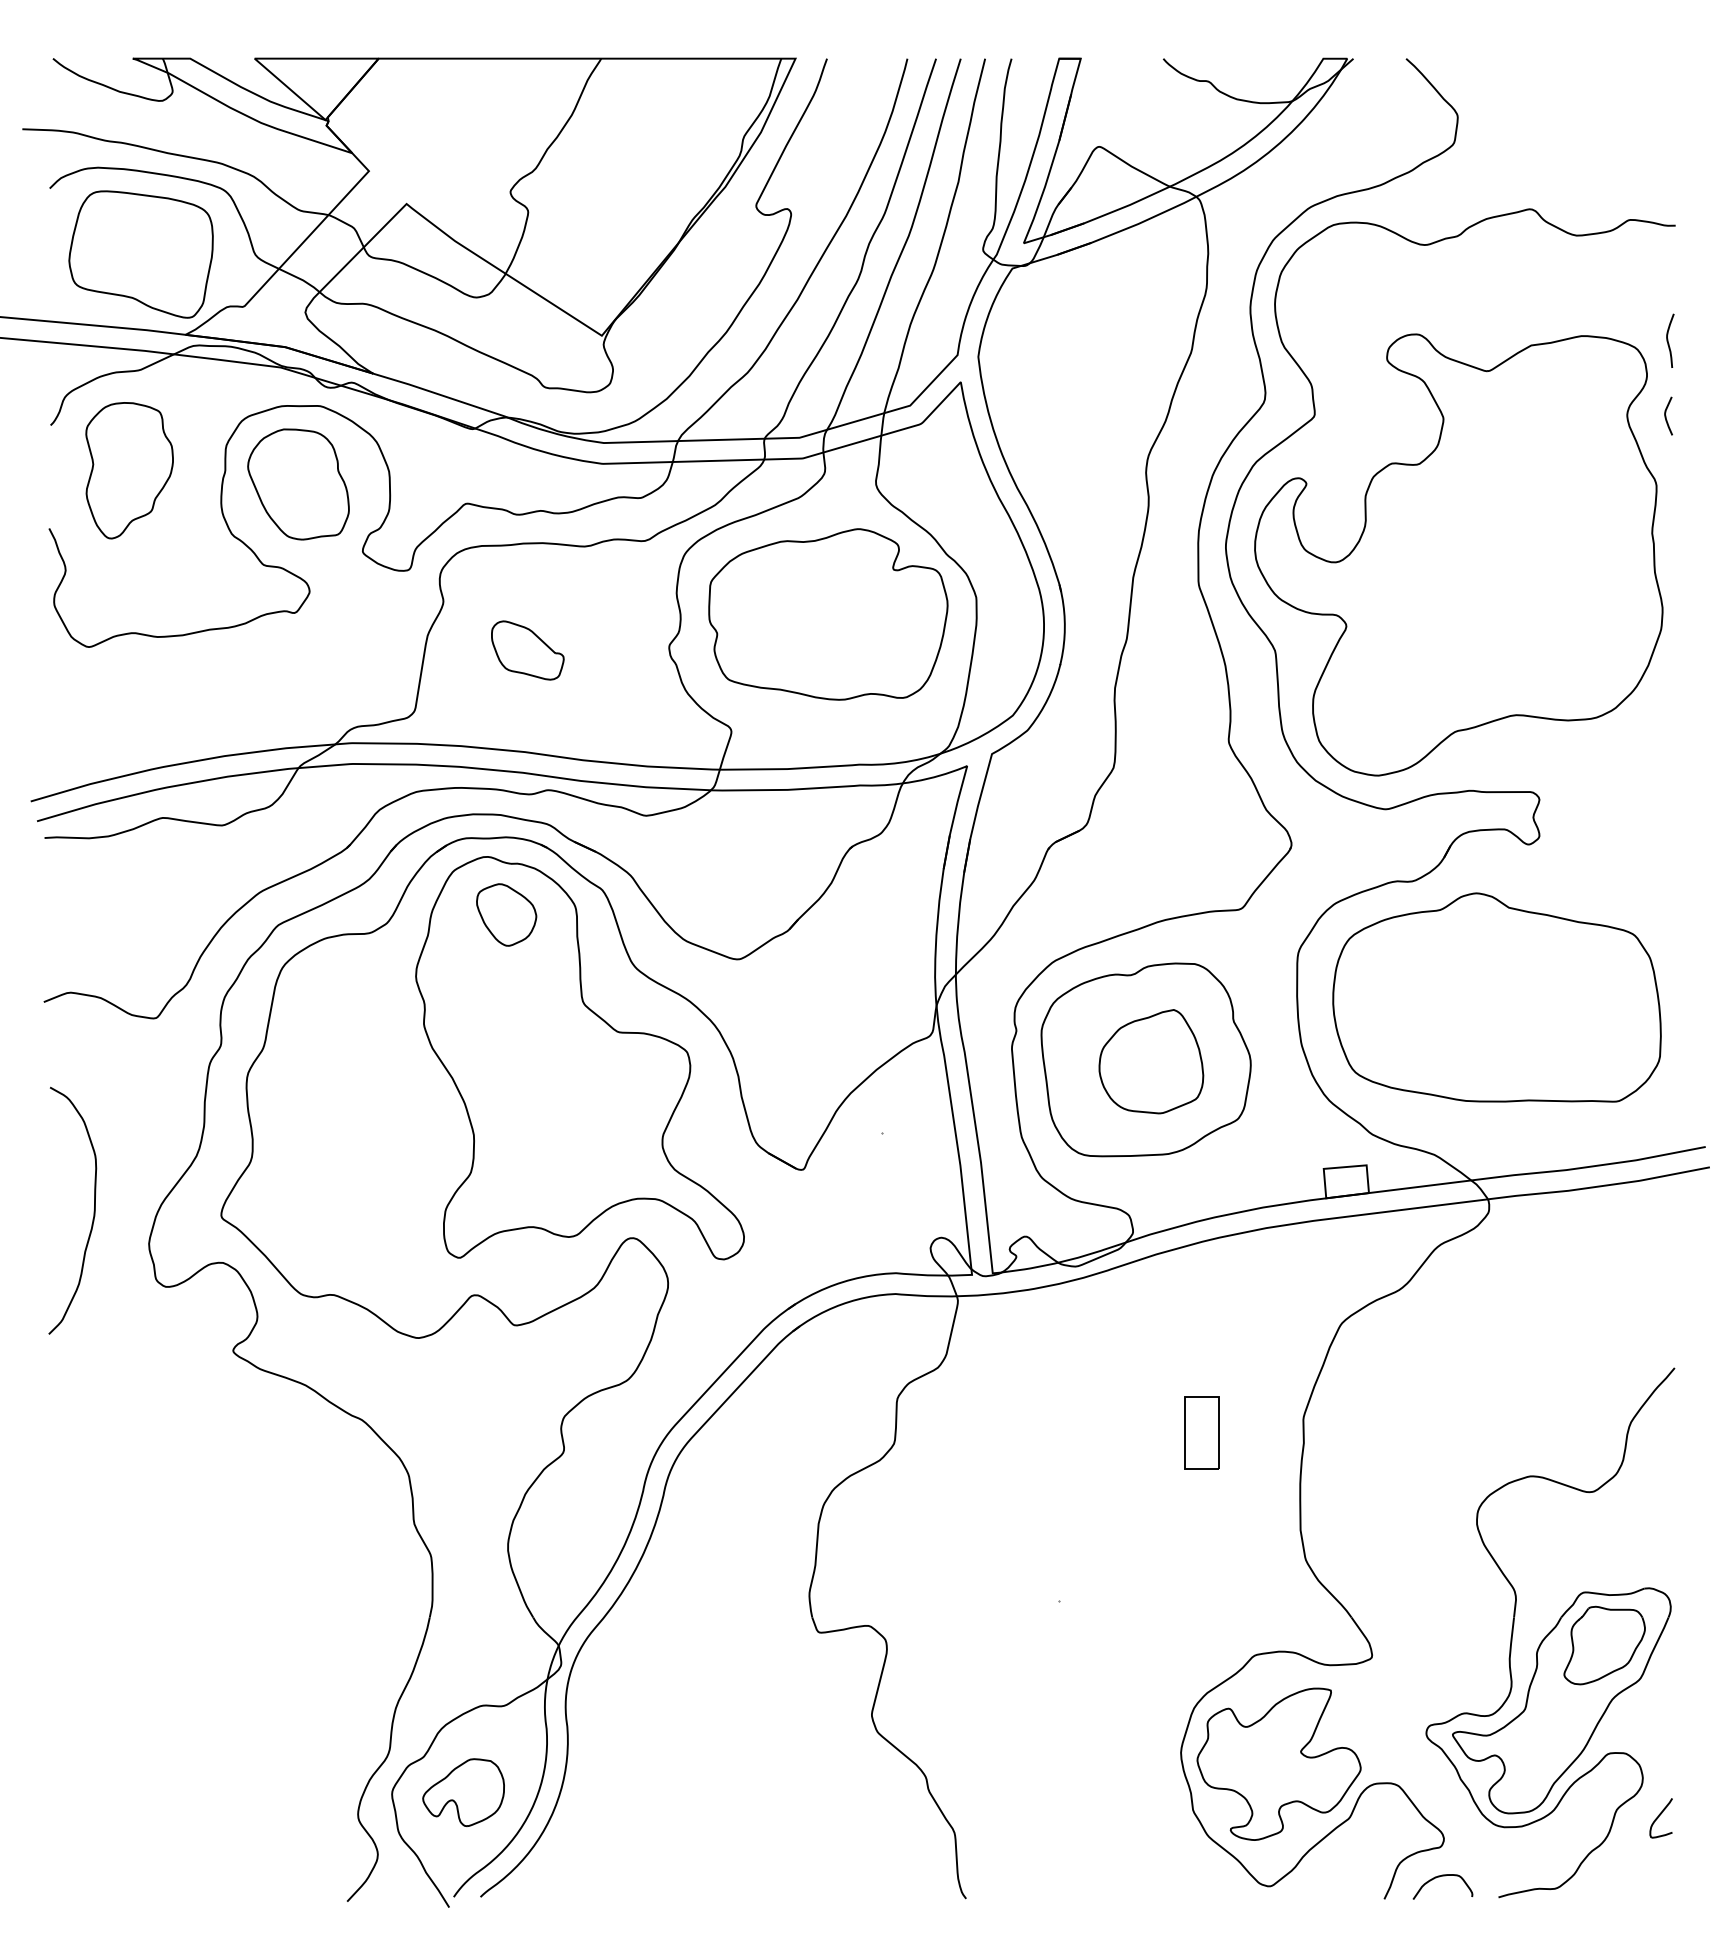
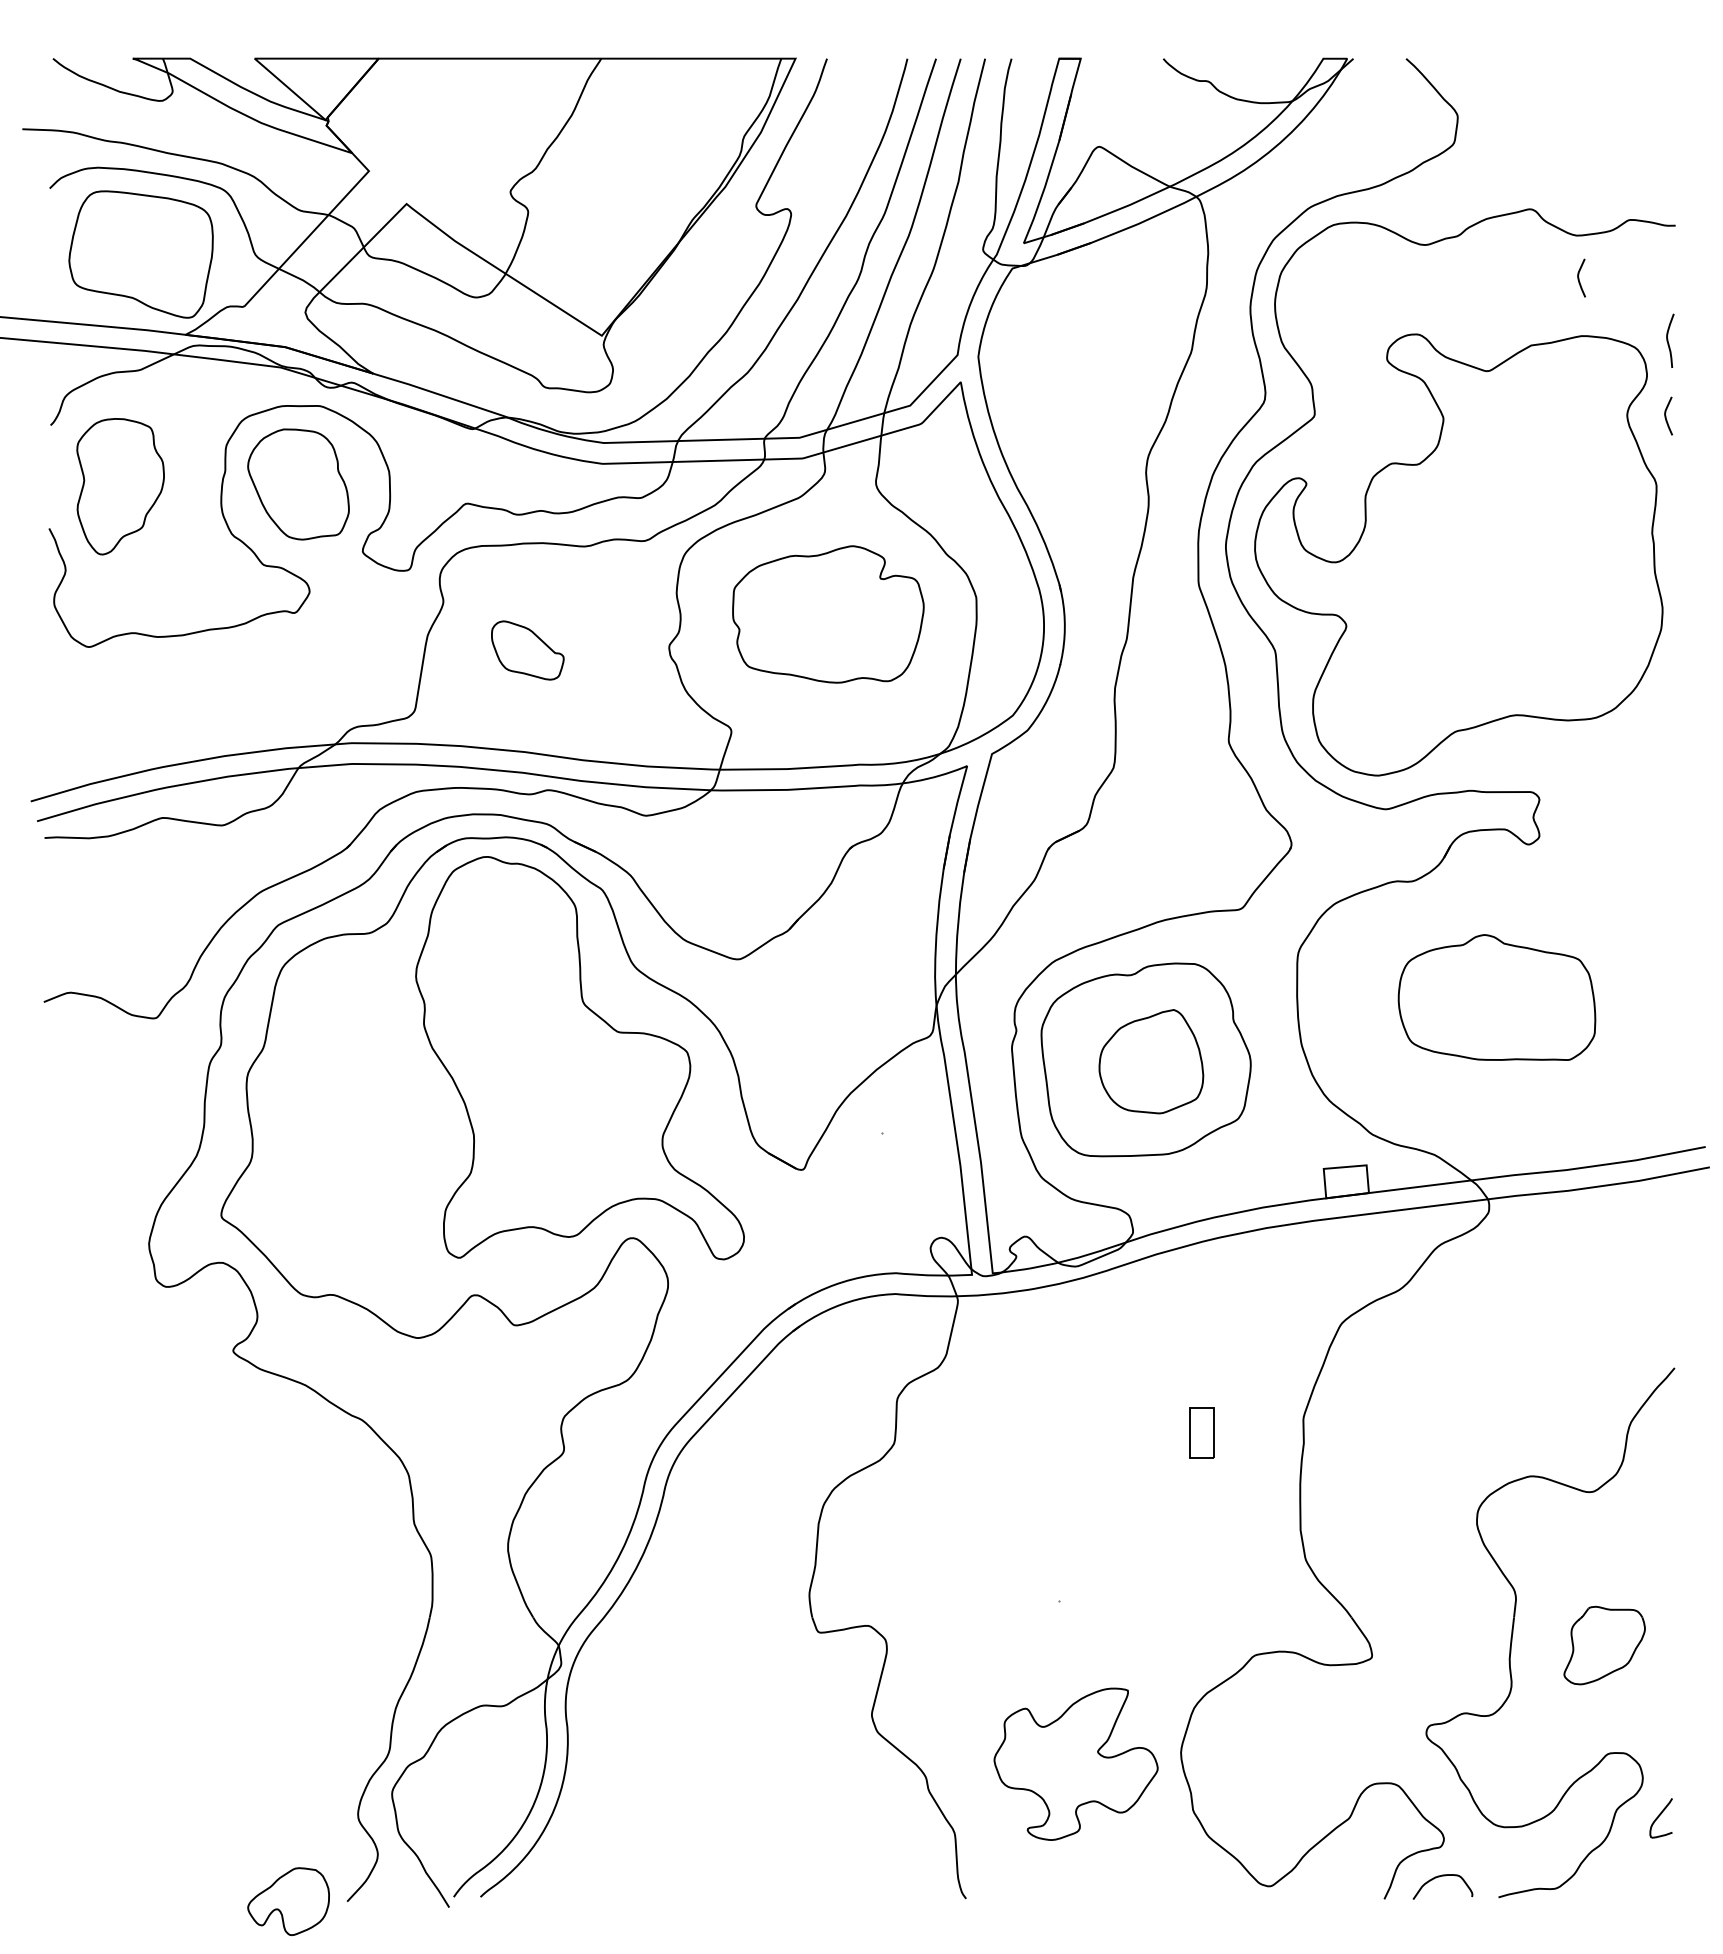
curve: none -> present (1579, 277)
part position: (129, 470) -> (120, 486) (120, 486)
part size: 241x173 px -> 193x139 px (828, 614)
part: present -> none (506, 914)
part size: 330x211 px -> 200x127 px (1496, 997)
curve: present -> none (93, 1210)
part size: 36x74 px -> 26x52 px (1201, 1432)
part: present -> none (1561, 1700)
part position: (1278, 1763) -> (1075, 1763) (1075, 1763)
part position: (463, 1792) -> (288, 1901) (288, 1901)
